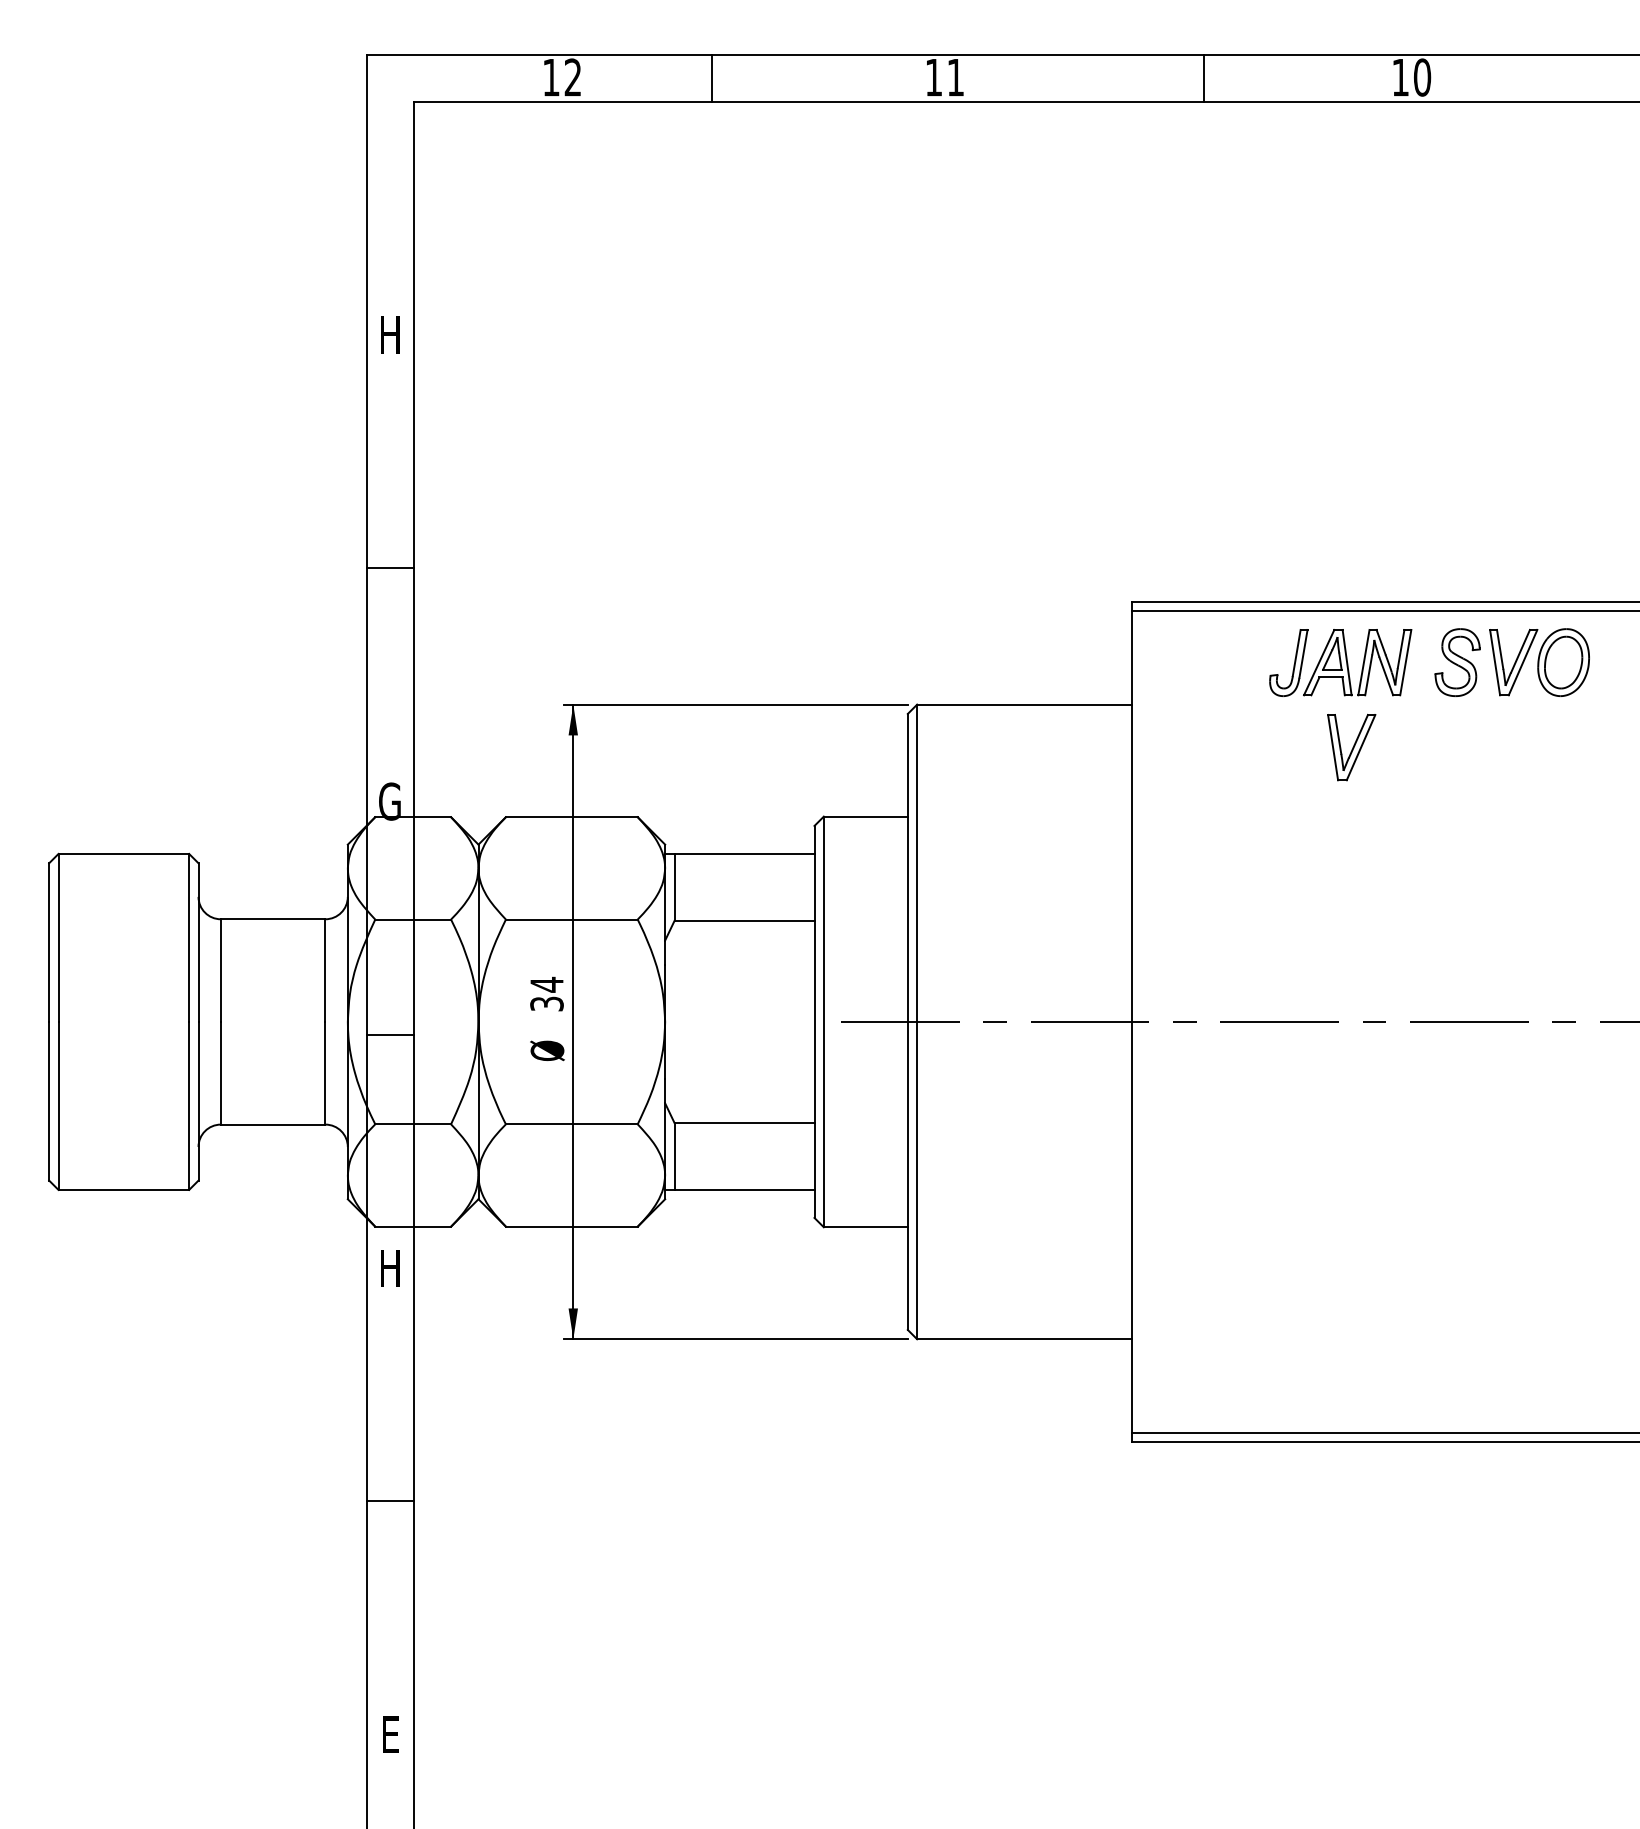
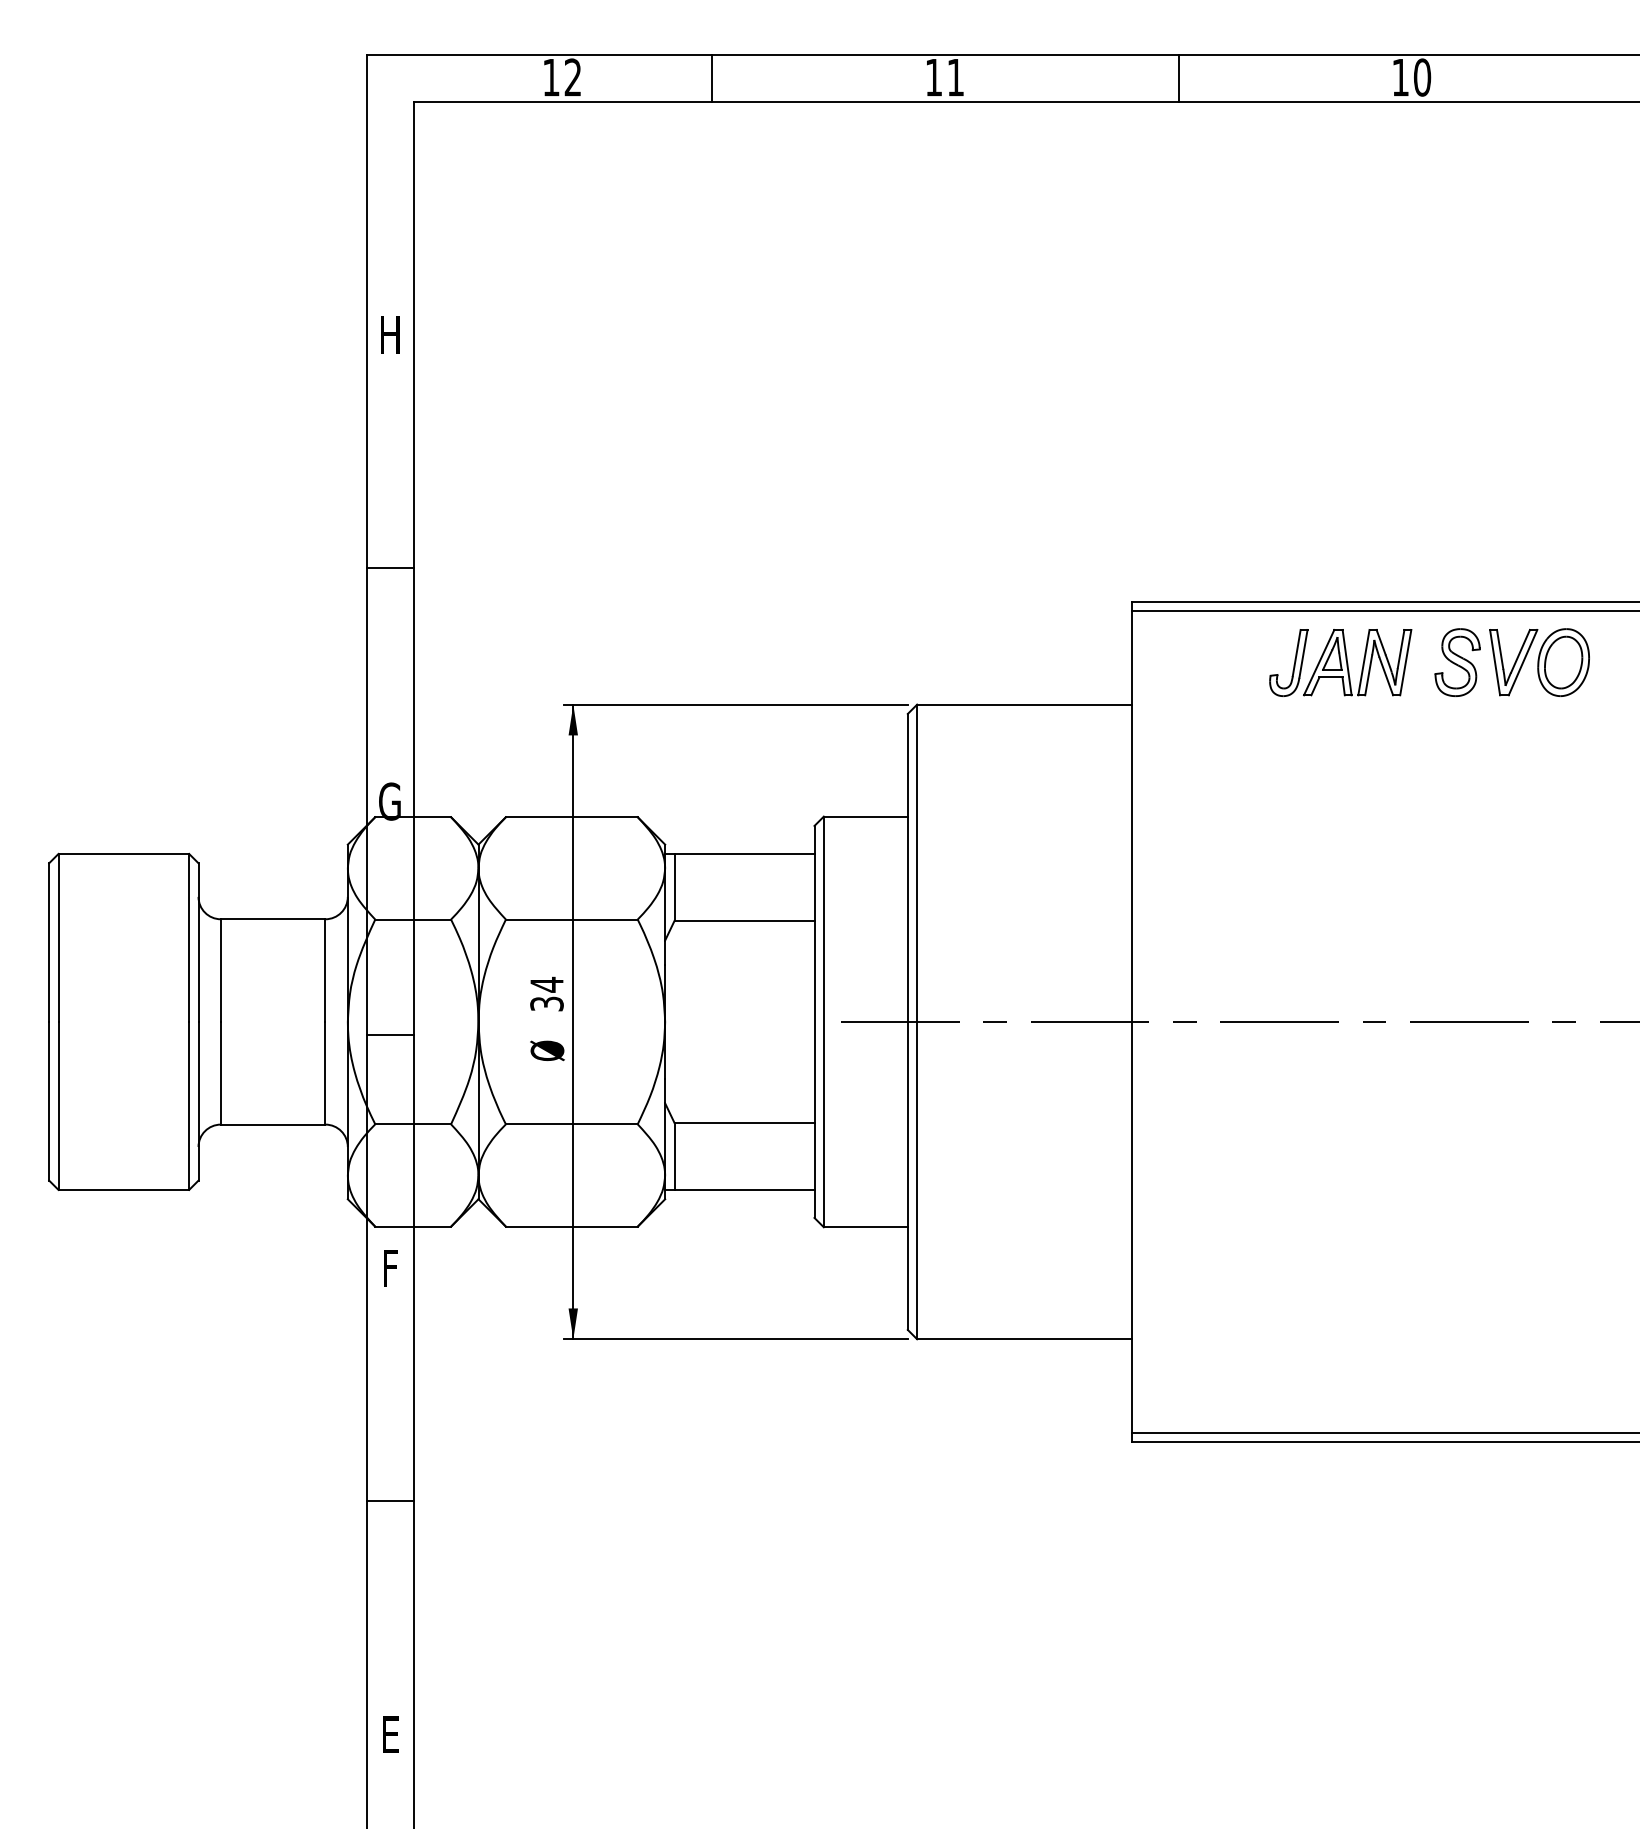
line position: (1204, 77) -> (1179, 77) (1179, 77)
part: present -> none (1351, 747)
text: H -> F (390, 1268)
